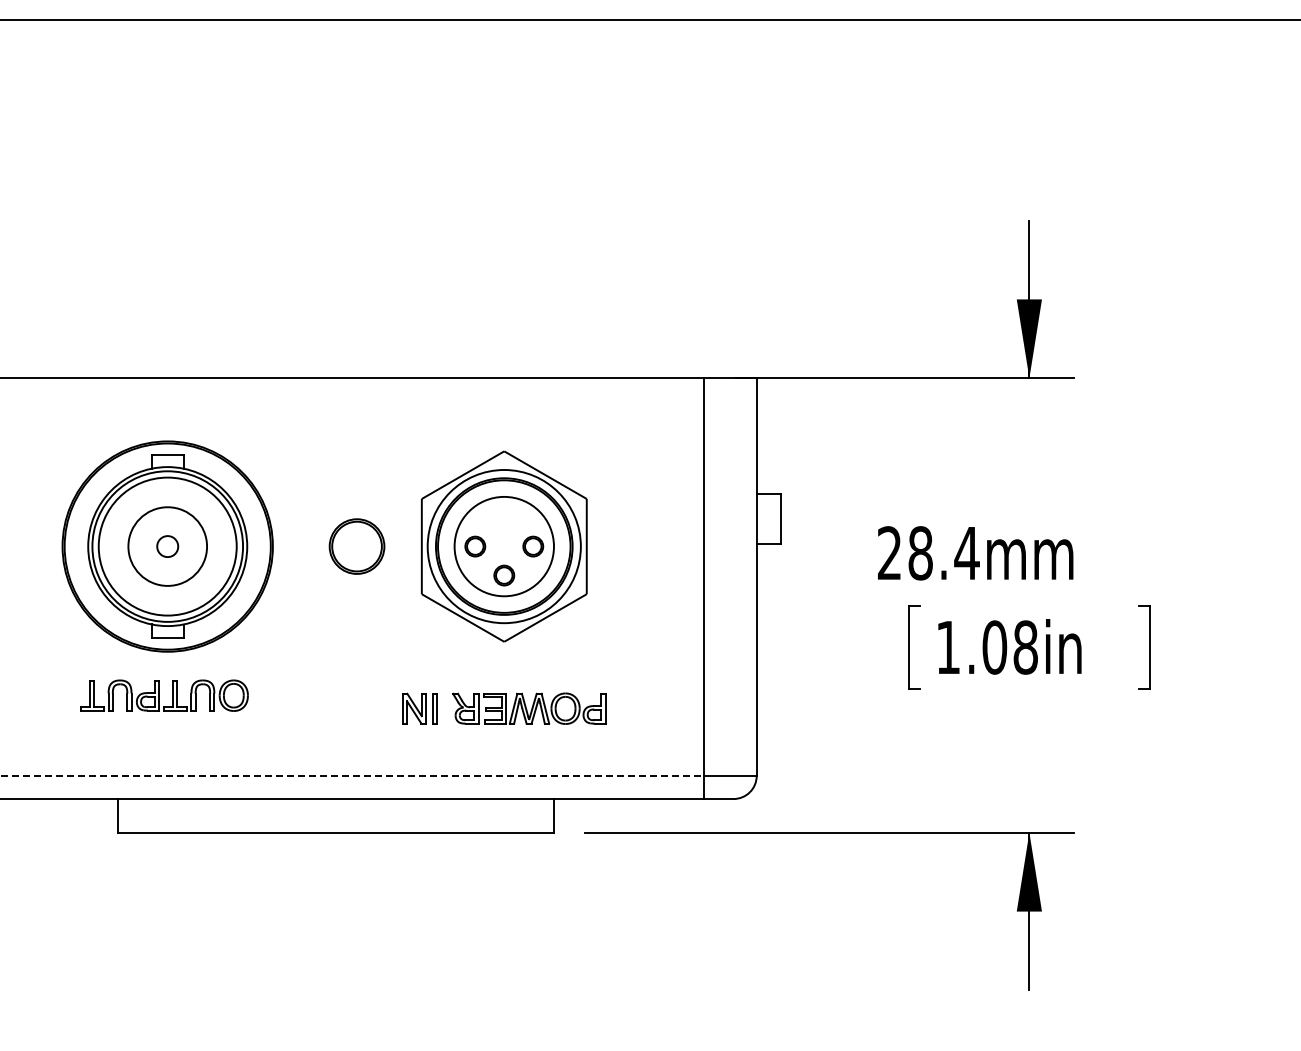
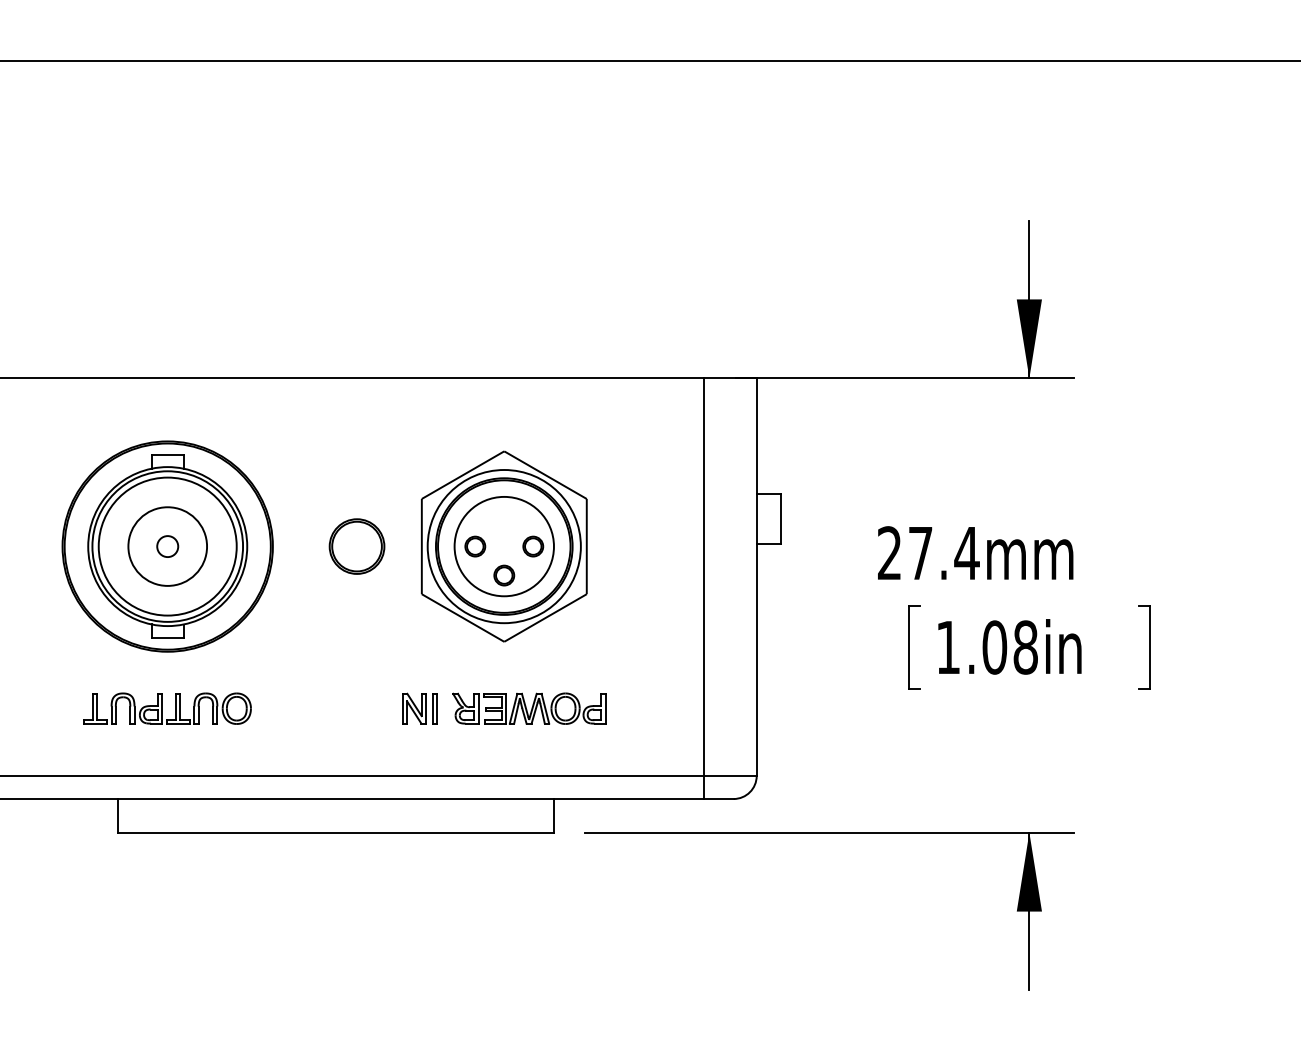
line position: (649, 19) -> (649, 60) (649, 60)
text: 28.4mm -> 27.4mm (920, 553)
part position: (164, 695) -> (167, 708) (167, 708)
line: dashed -> solid (352, 775)
